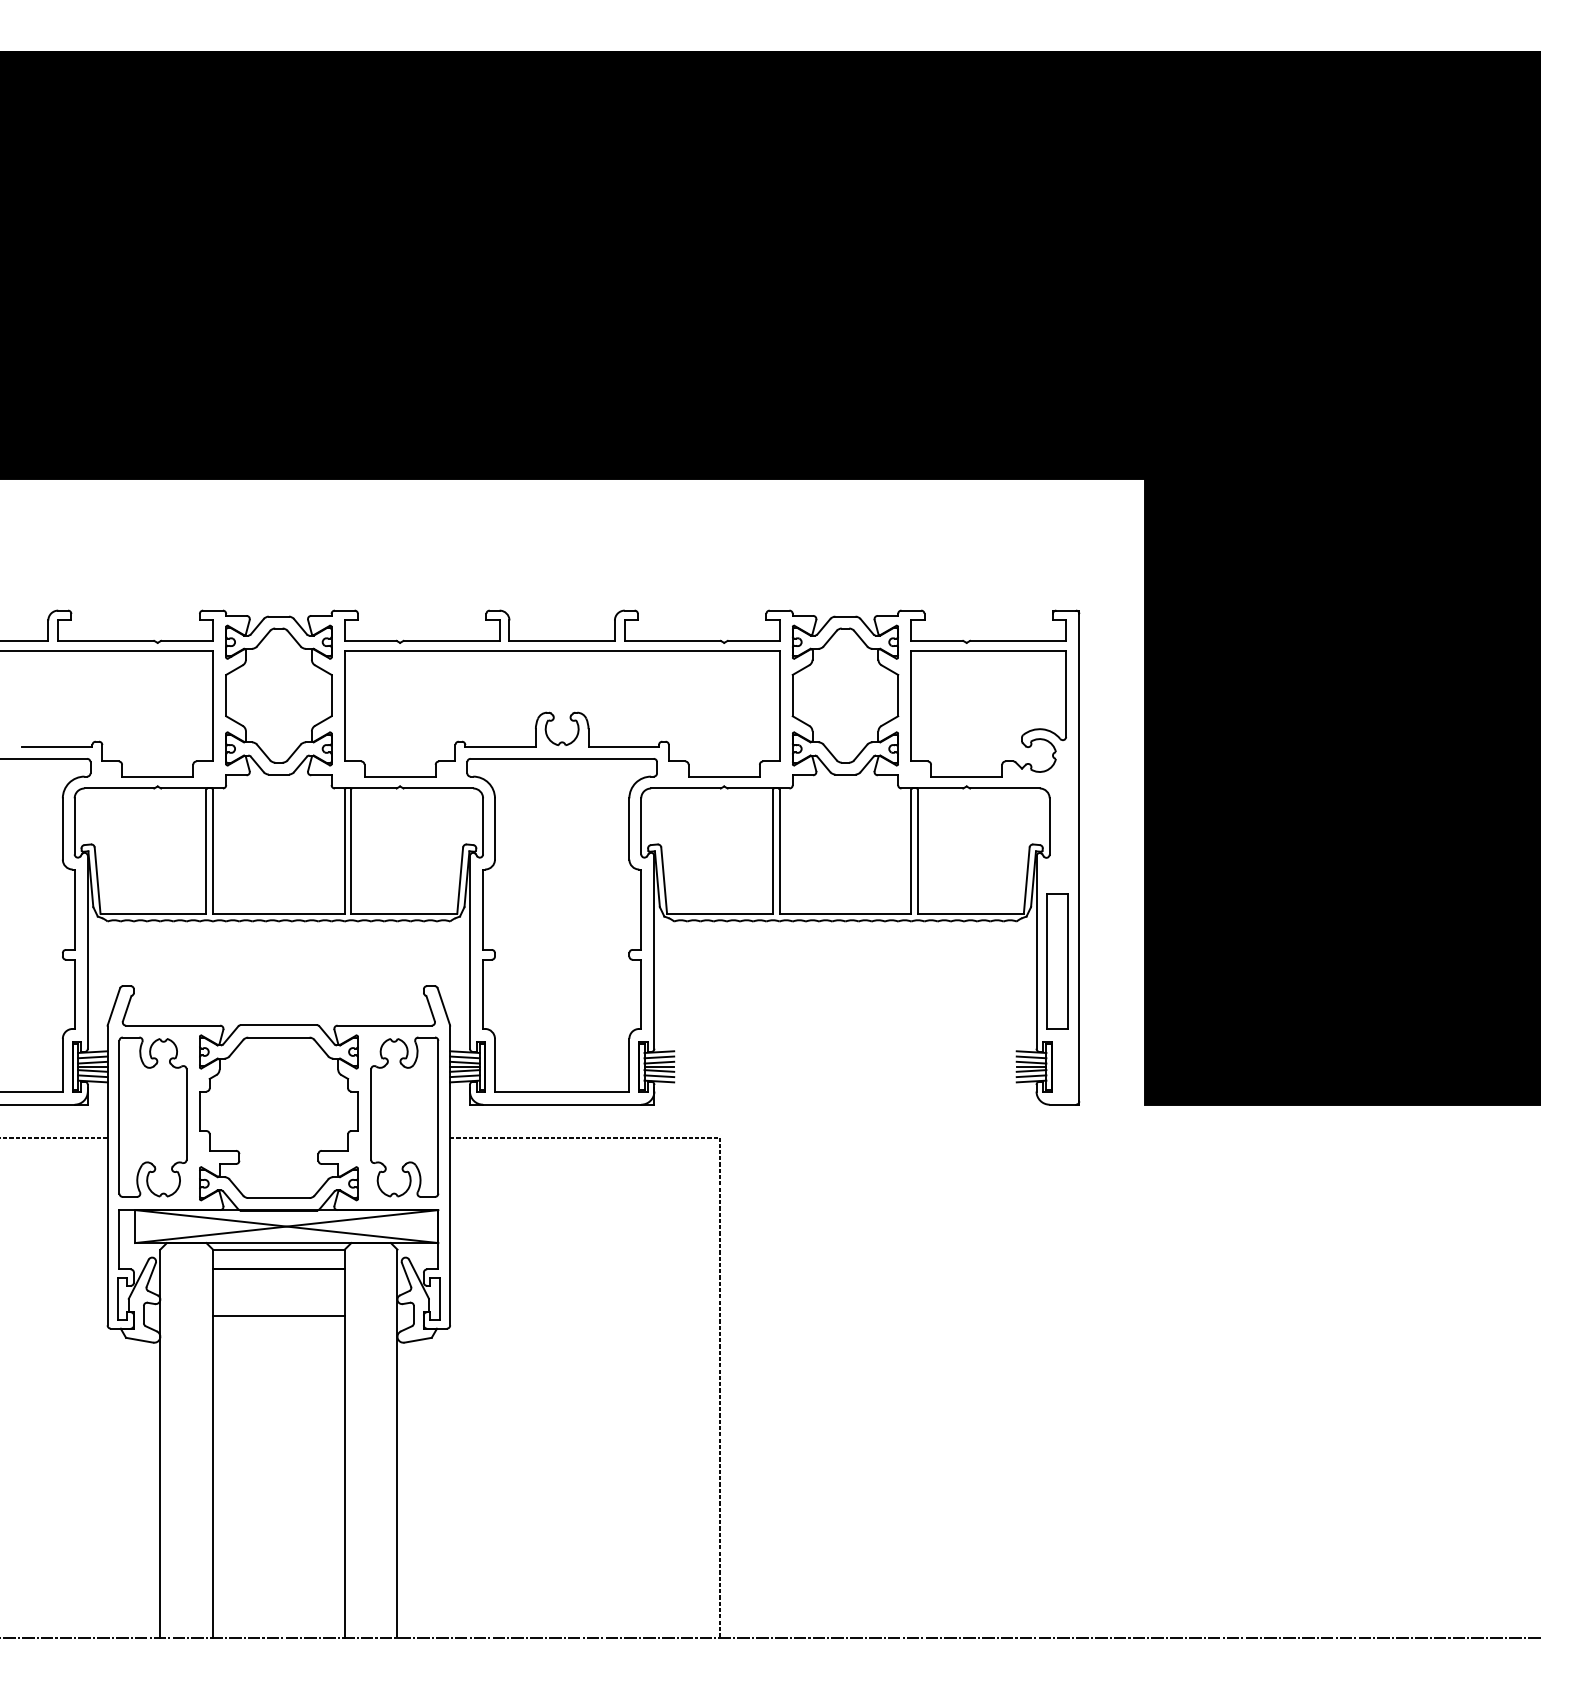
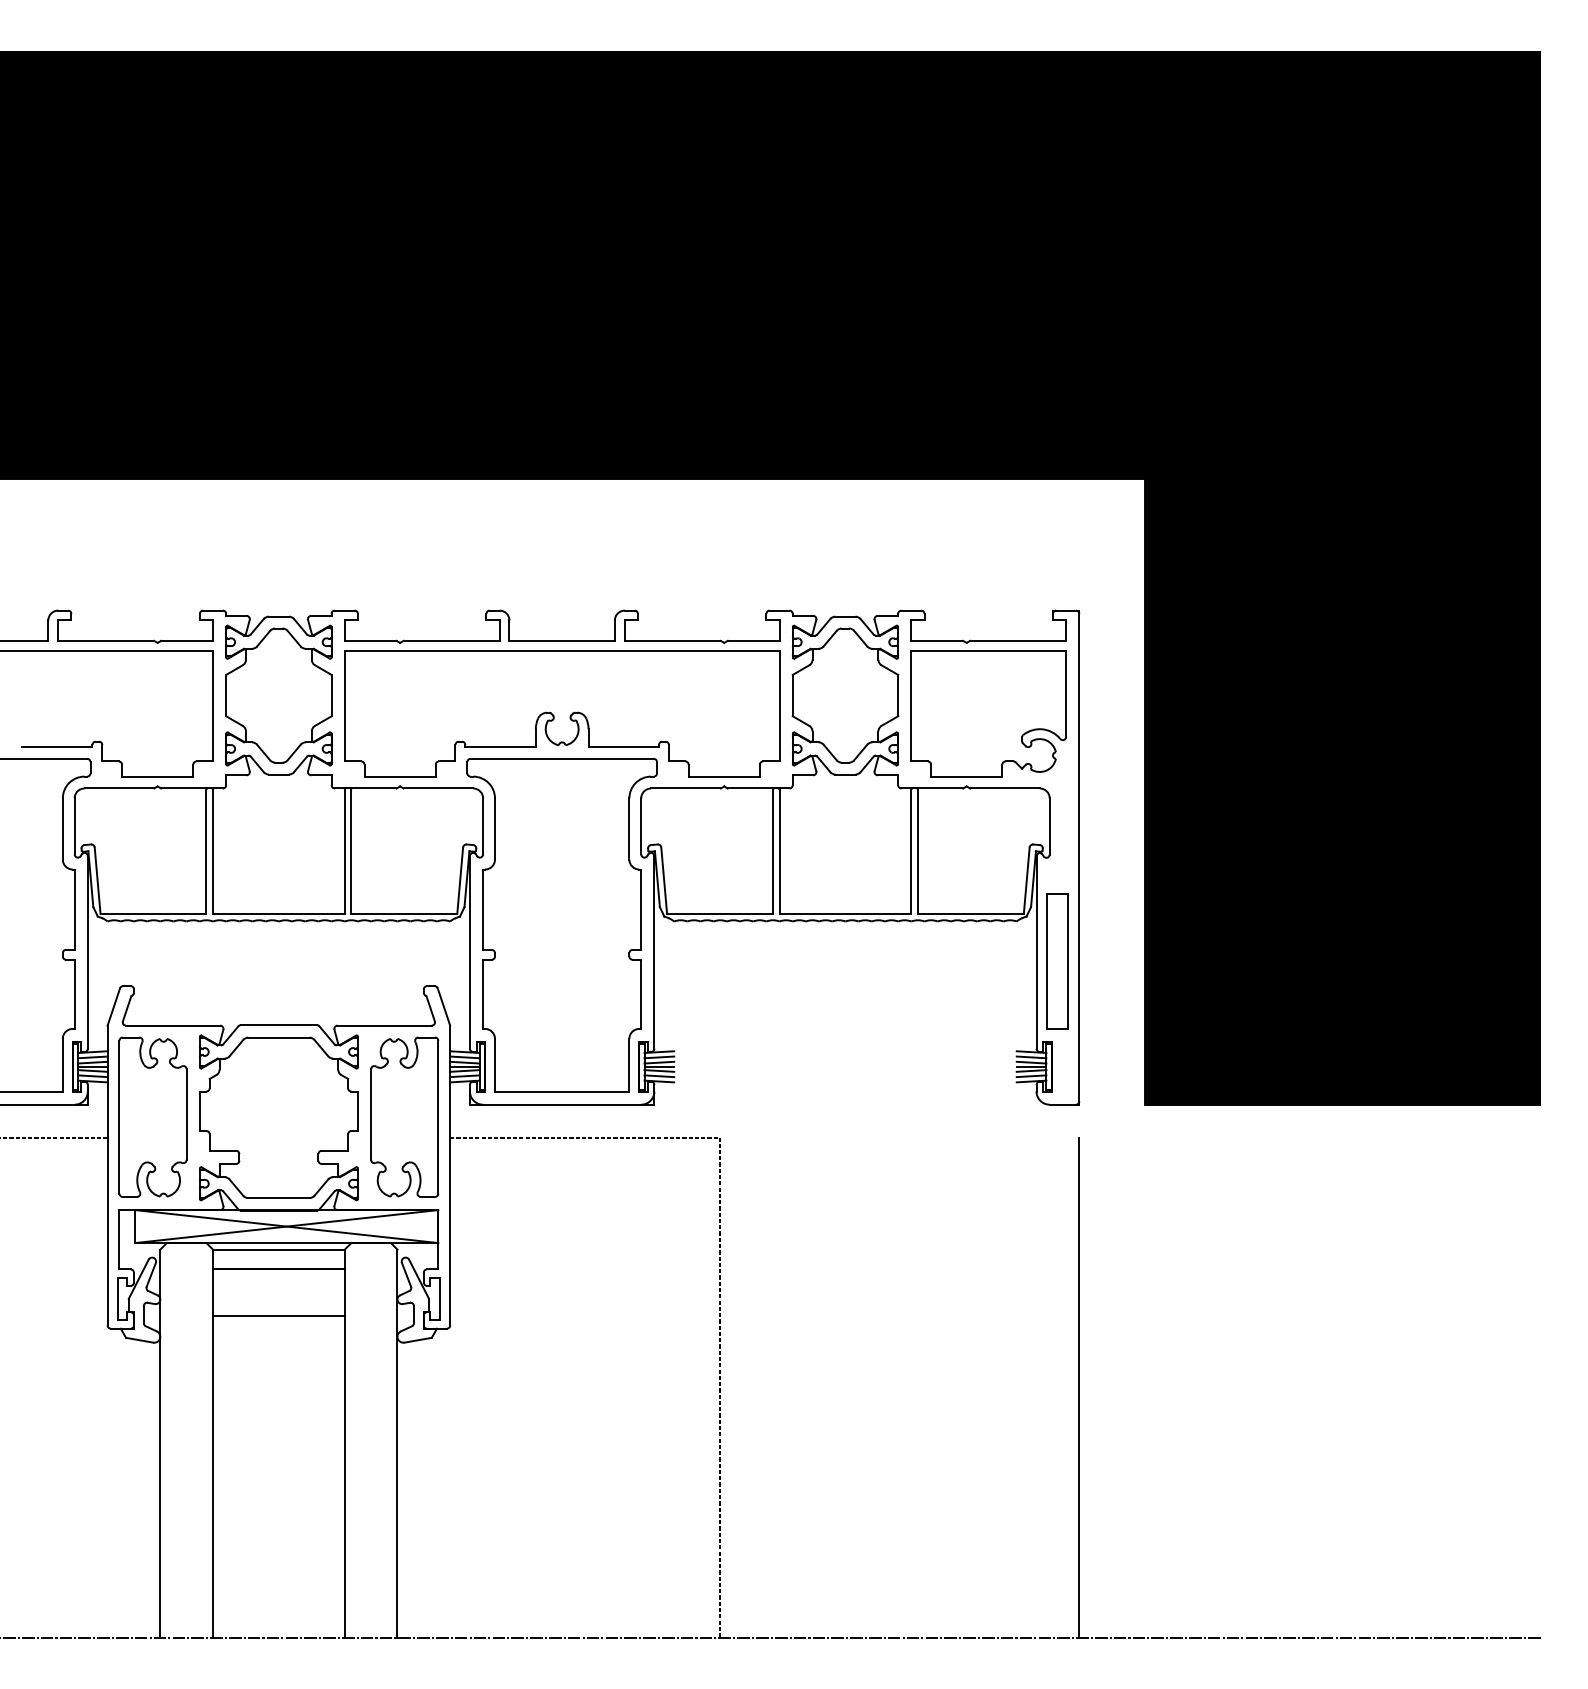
line: none -> present (1079, 1387)
